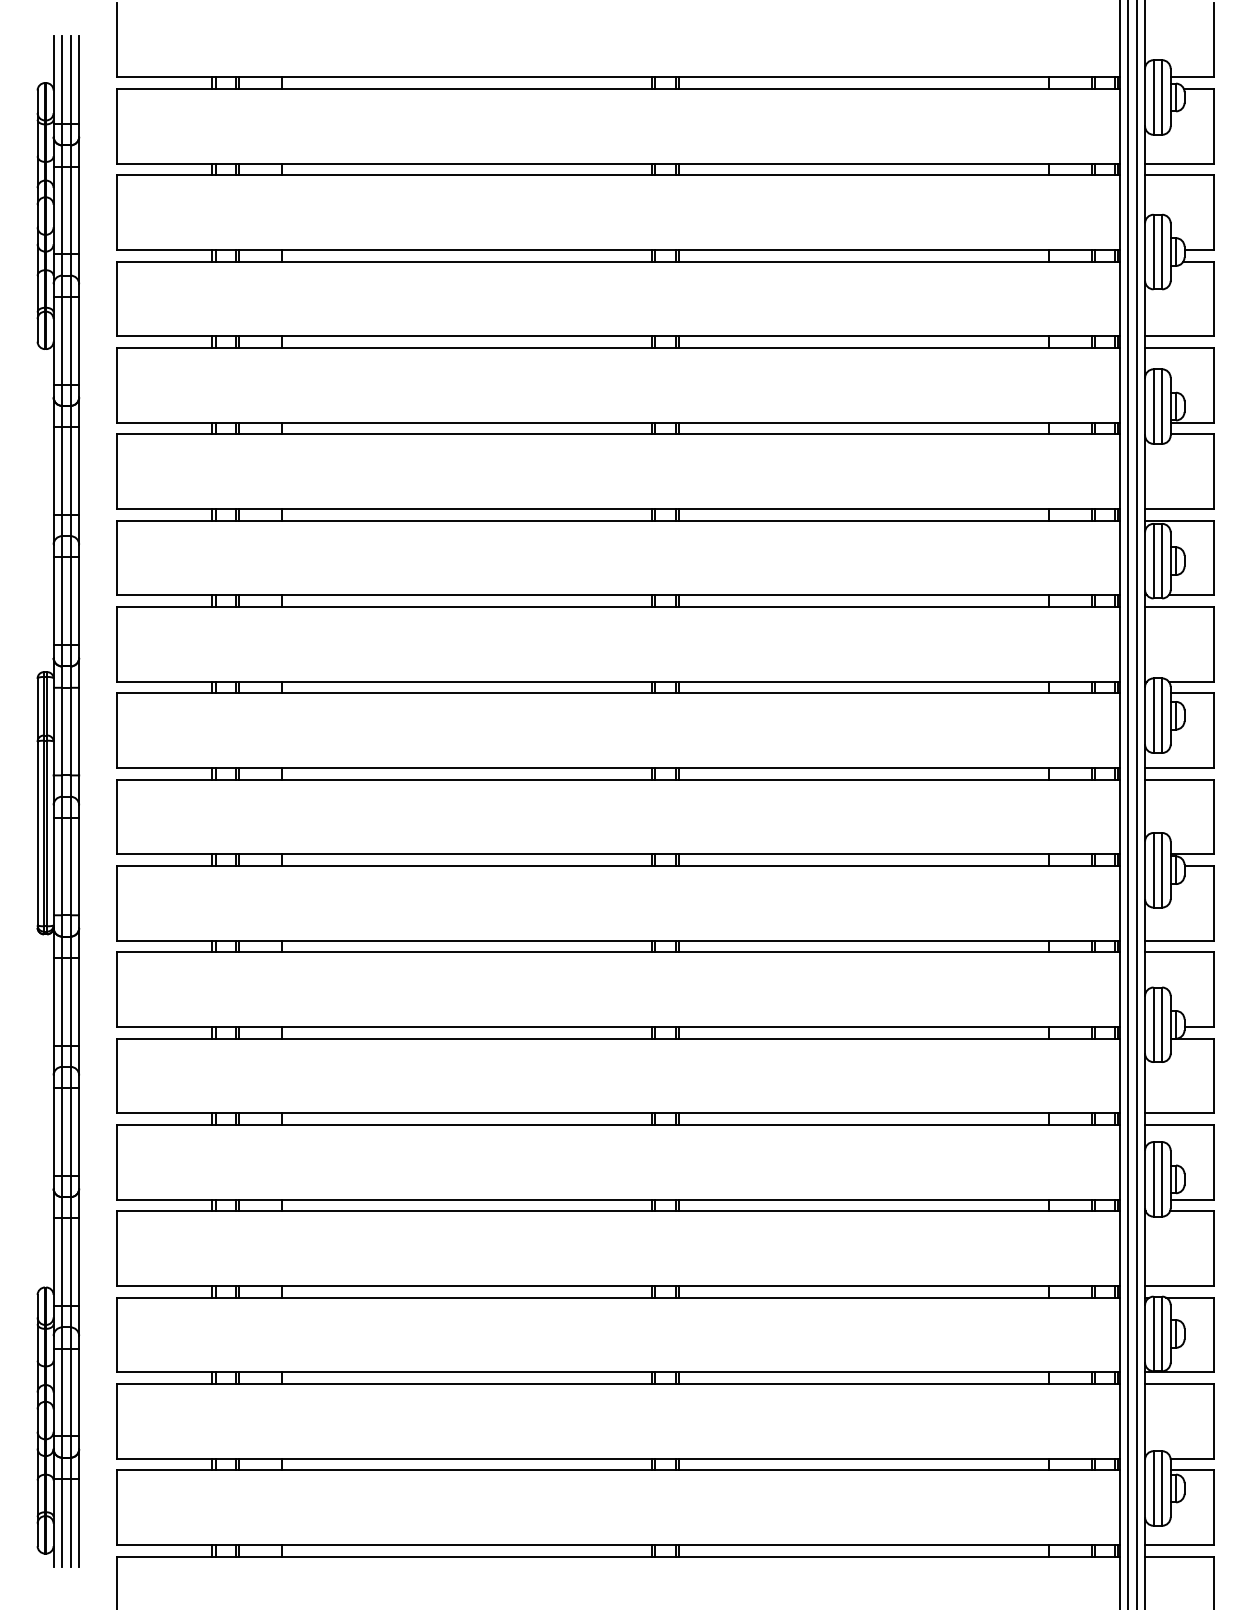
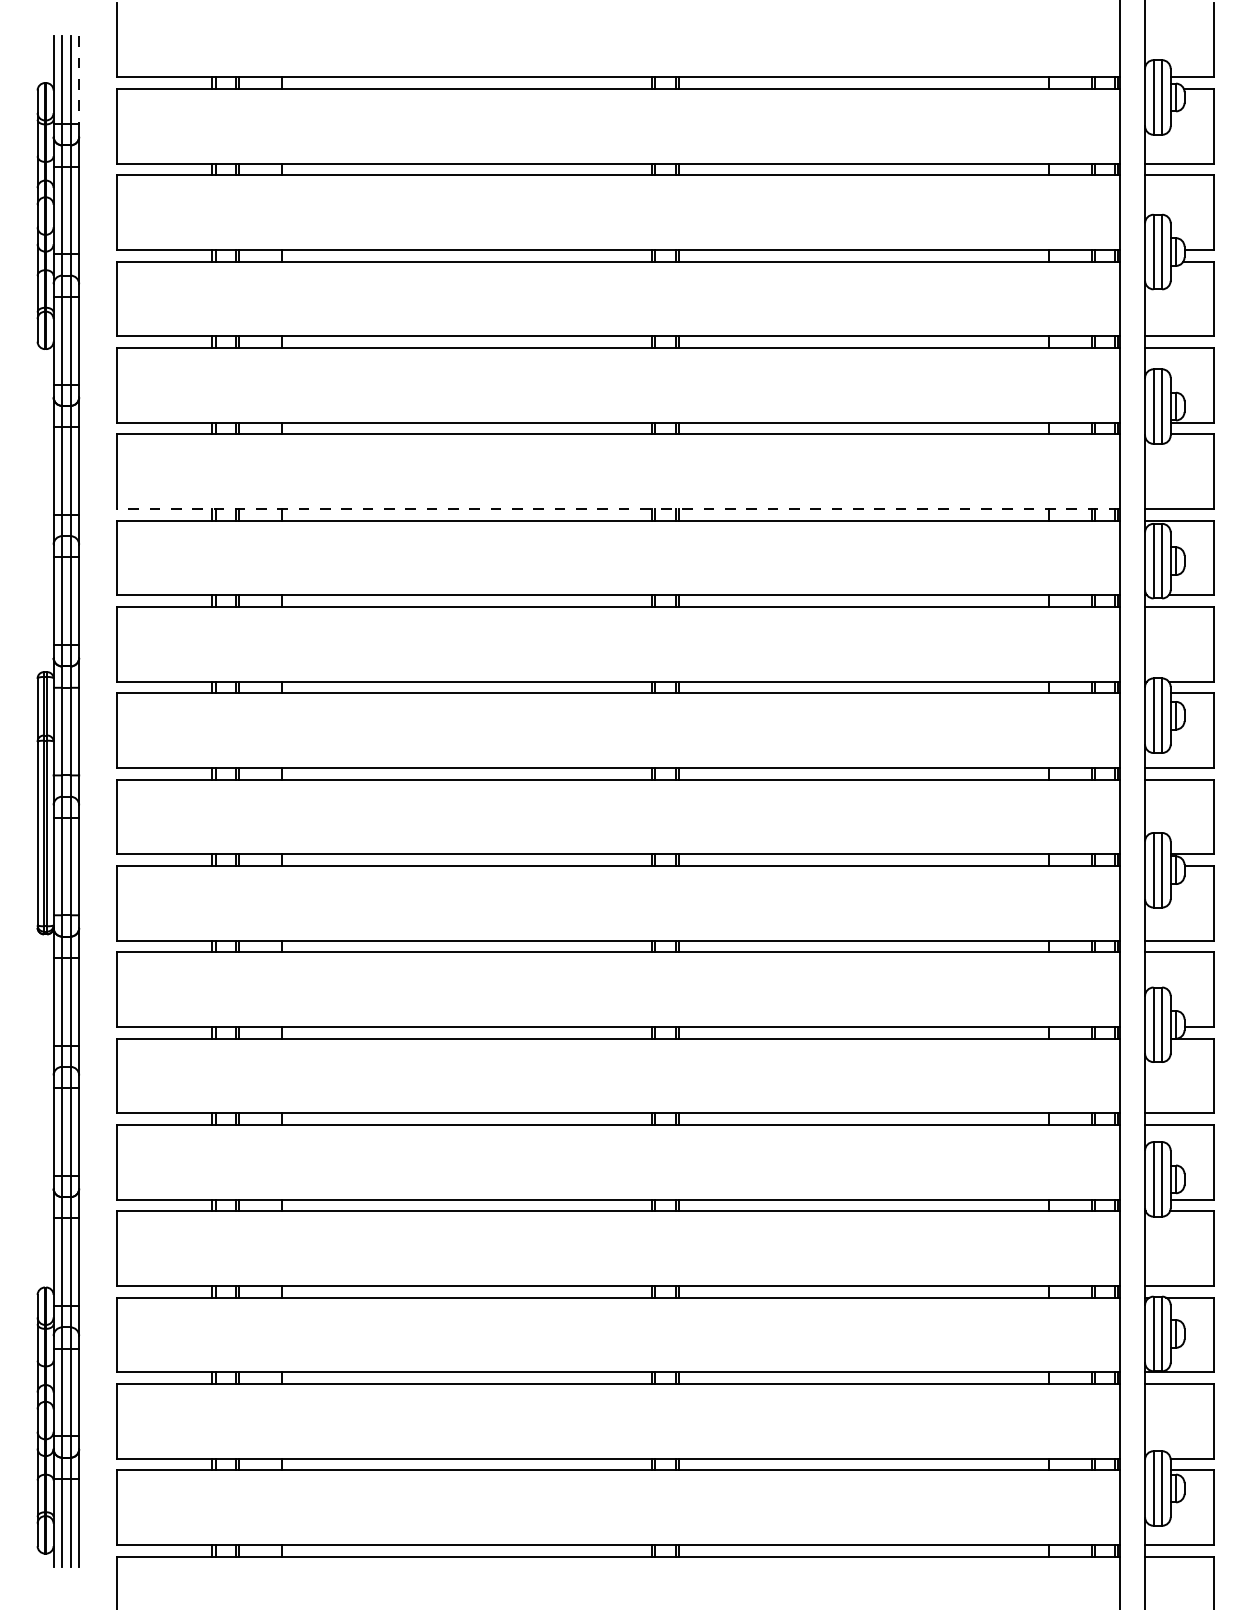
line: solid -> dashed (79, 80)
line: solid -> dashed (618, 508)
line: present -> none (1128, 804)
line: present -> none (1136, 804)
